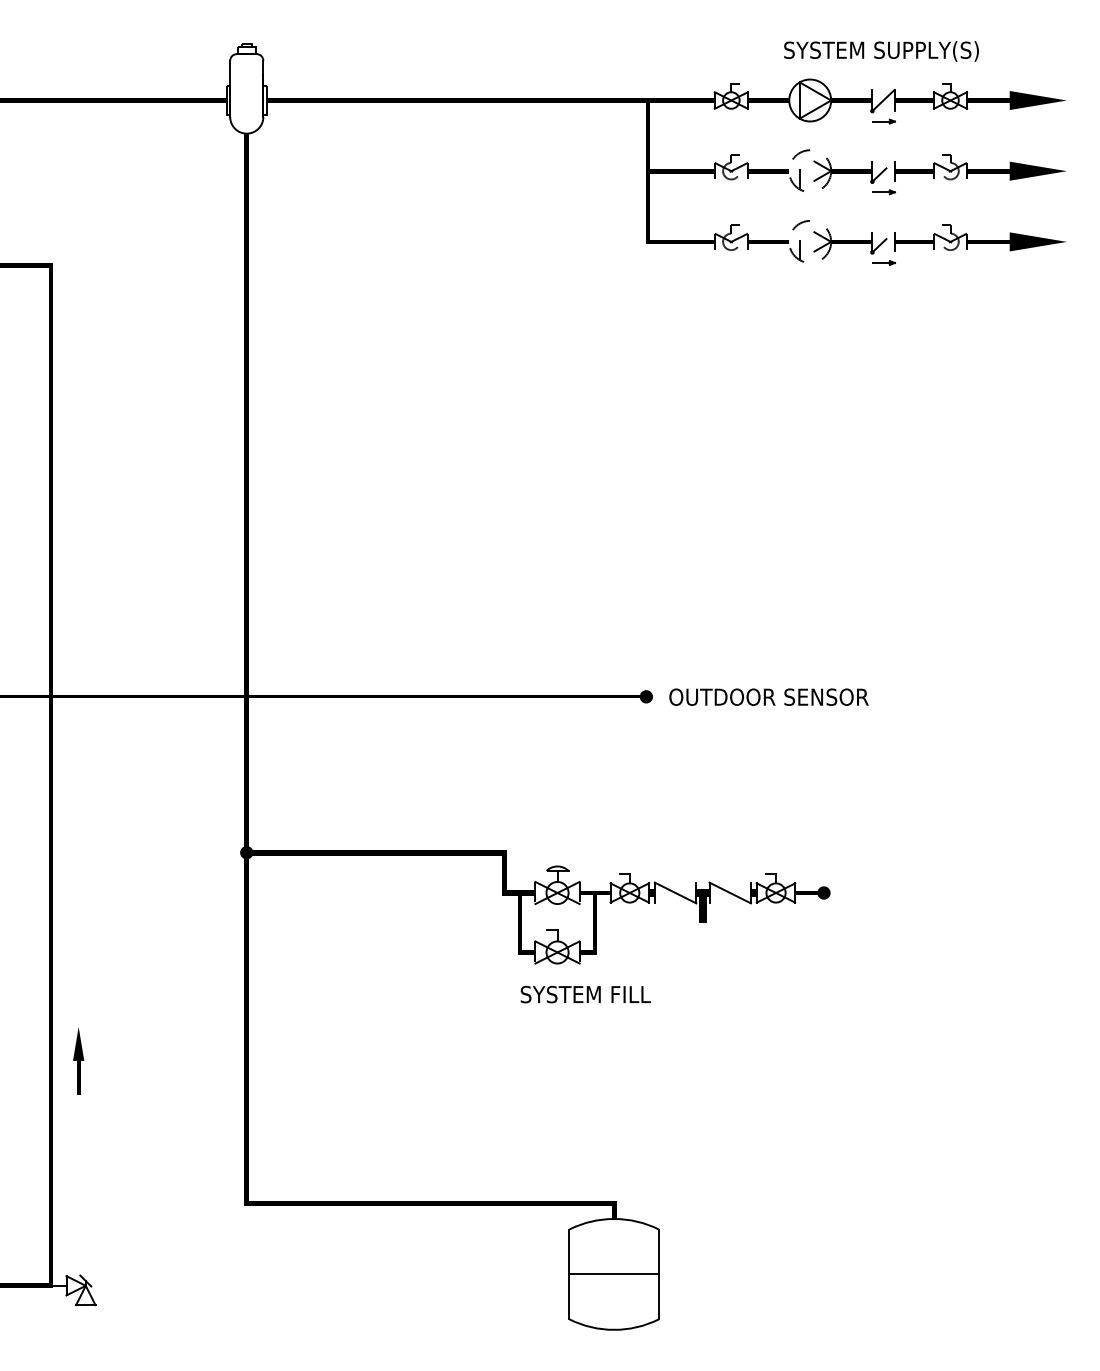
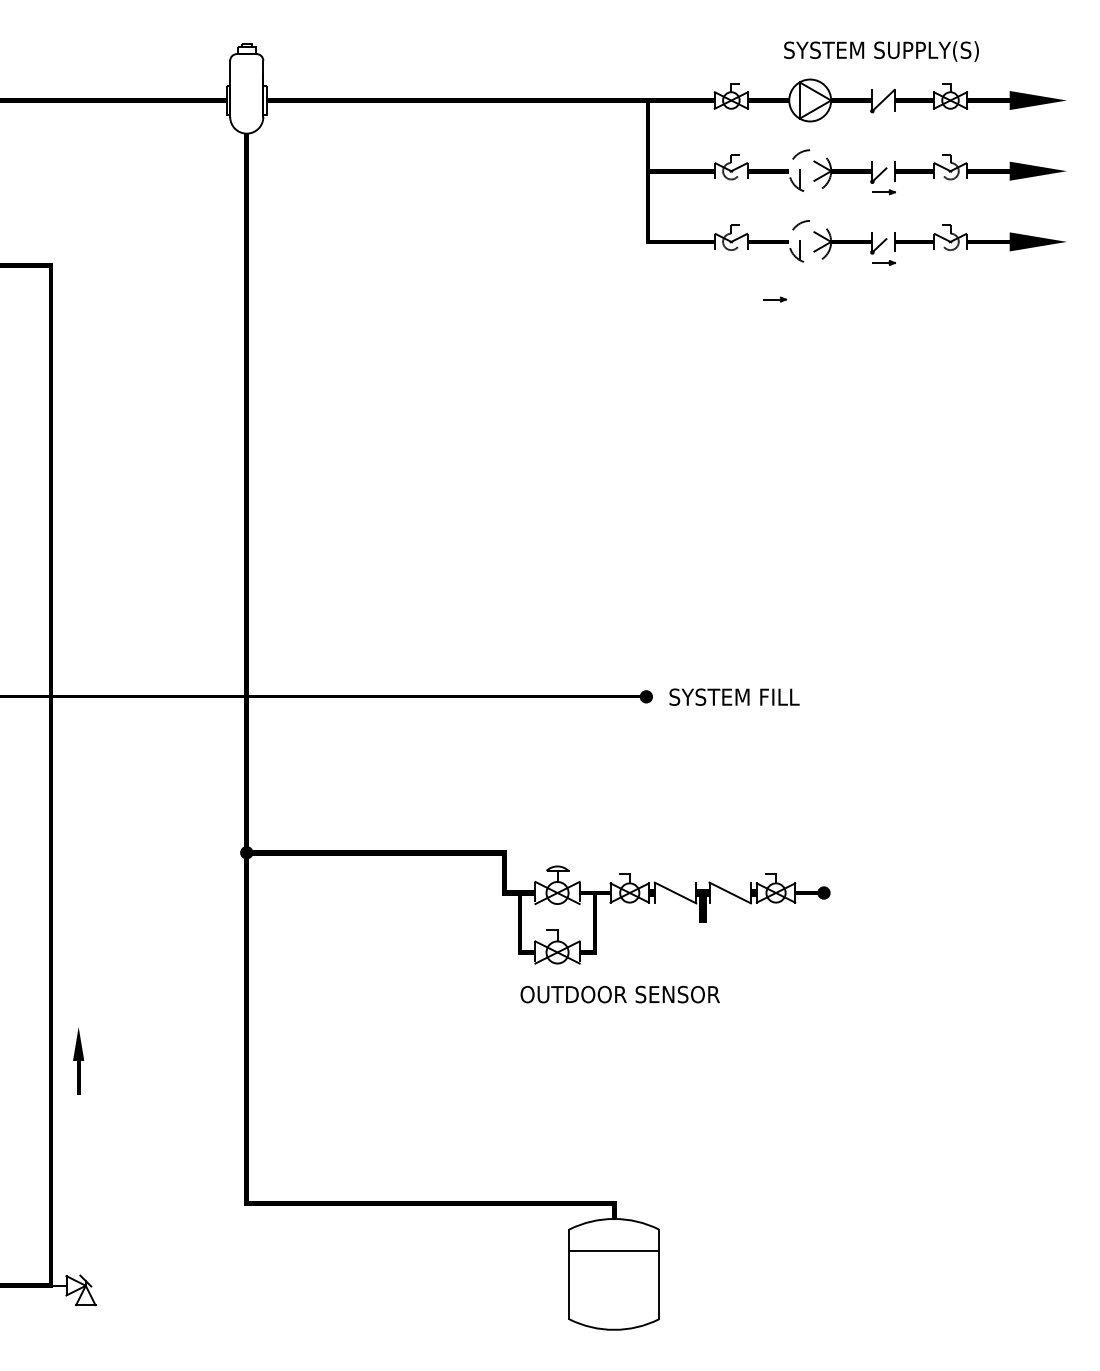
part position: (883, 121) -> (774, 299) (774, 299)
text: OUTDOOR SENSOR -> SYSTEM FILL (768, 696)
text: SYSTEM FILL -> OUTDOOR SENSOR (619, 994)
line position: (613, 1274) -> (613, 1251) (613, 1251)
